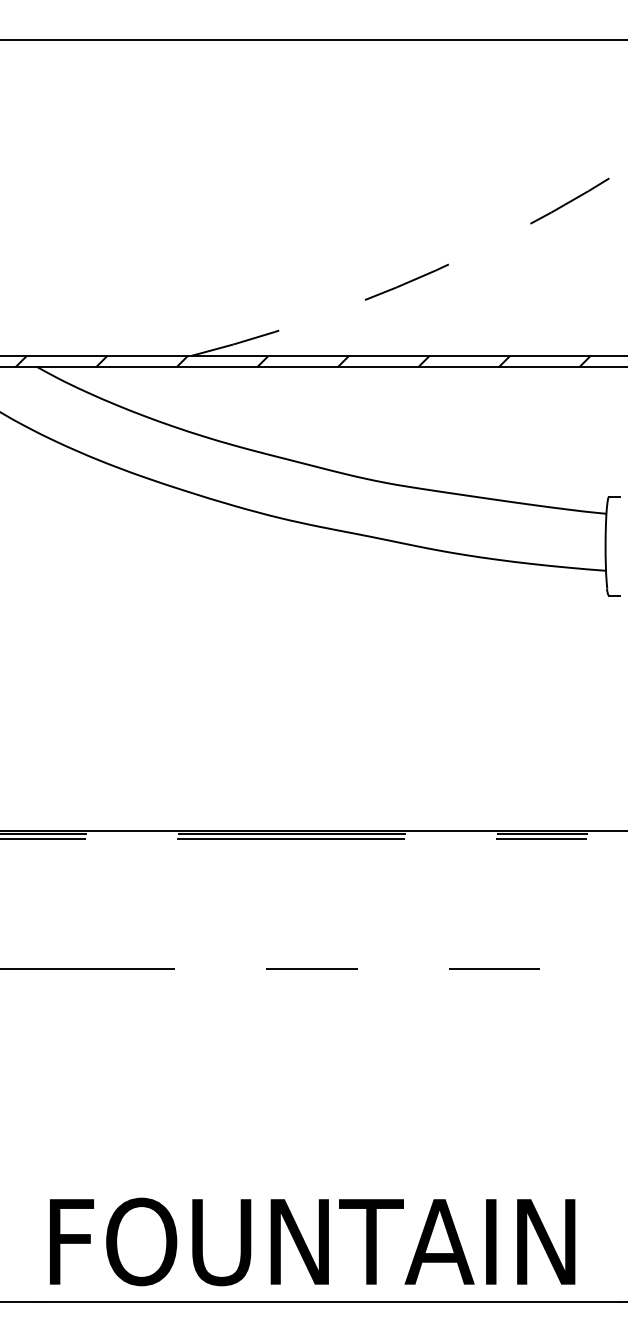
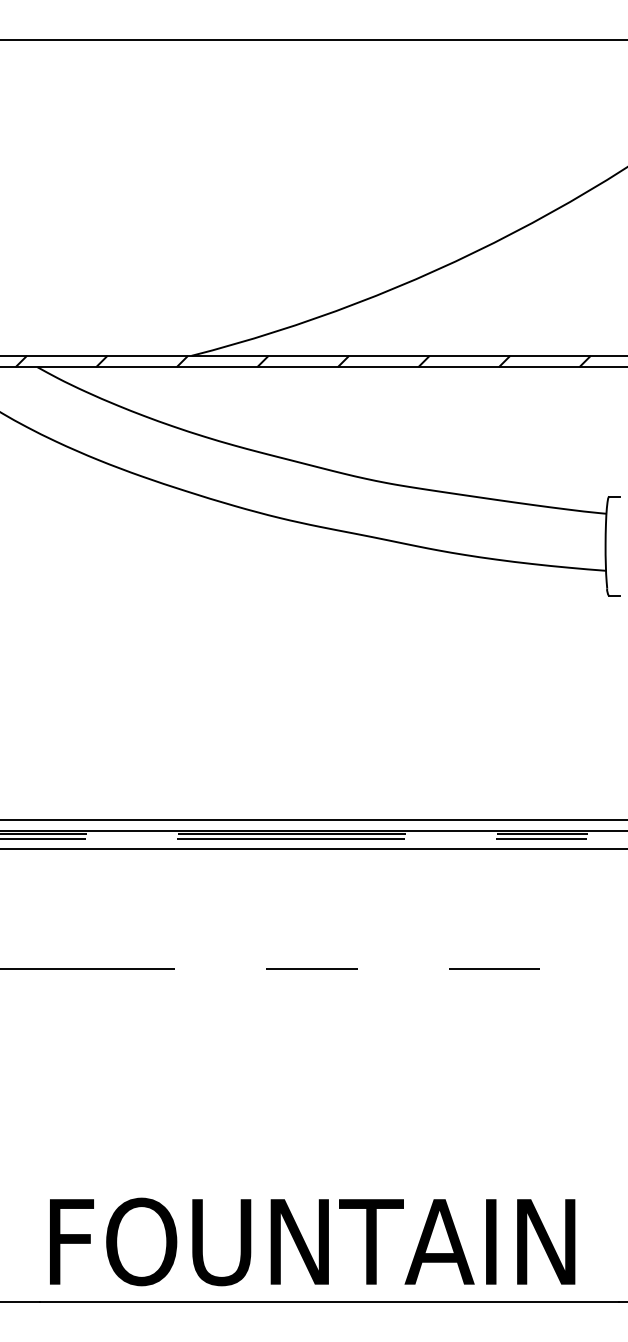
arc: dashed -> solid (417, 278)
line: none -> present (313, 819)
line: none -> present (313, 849)
